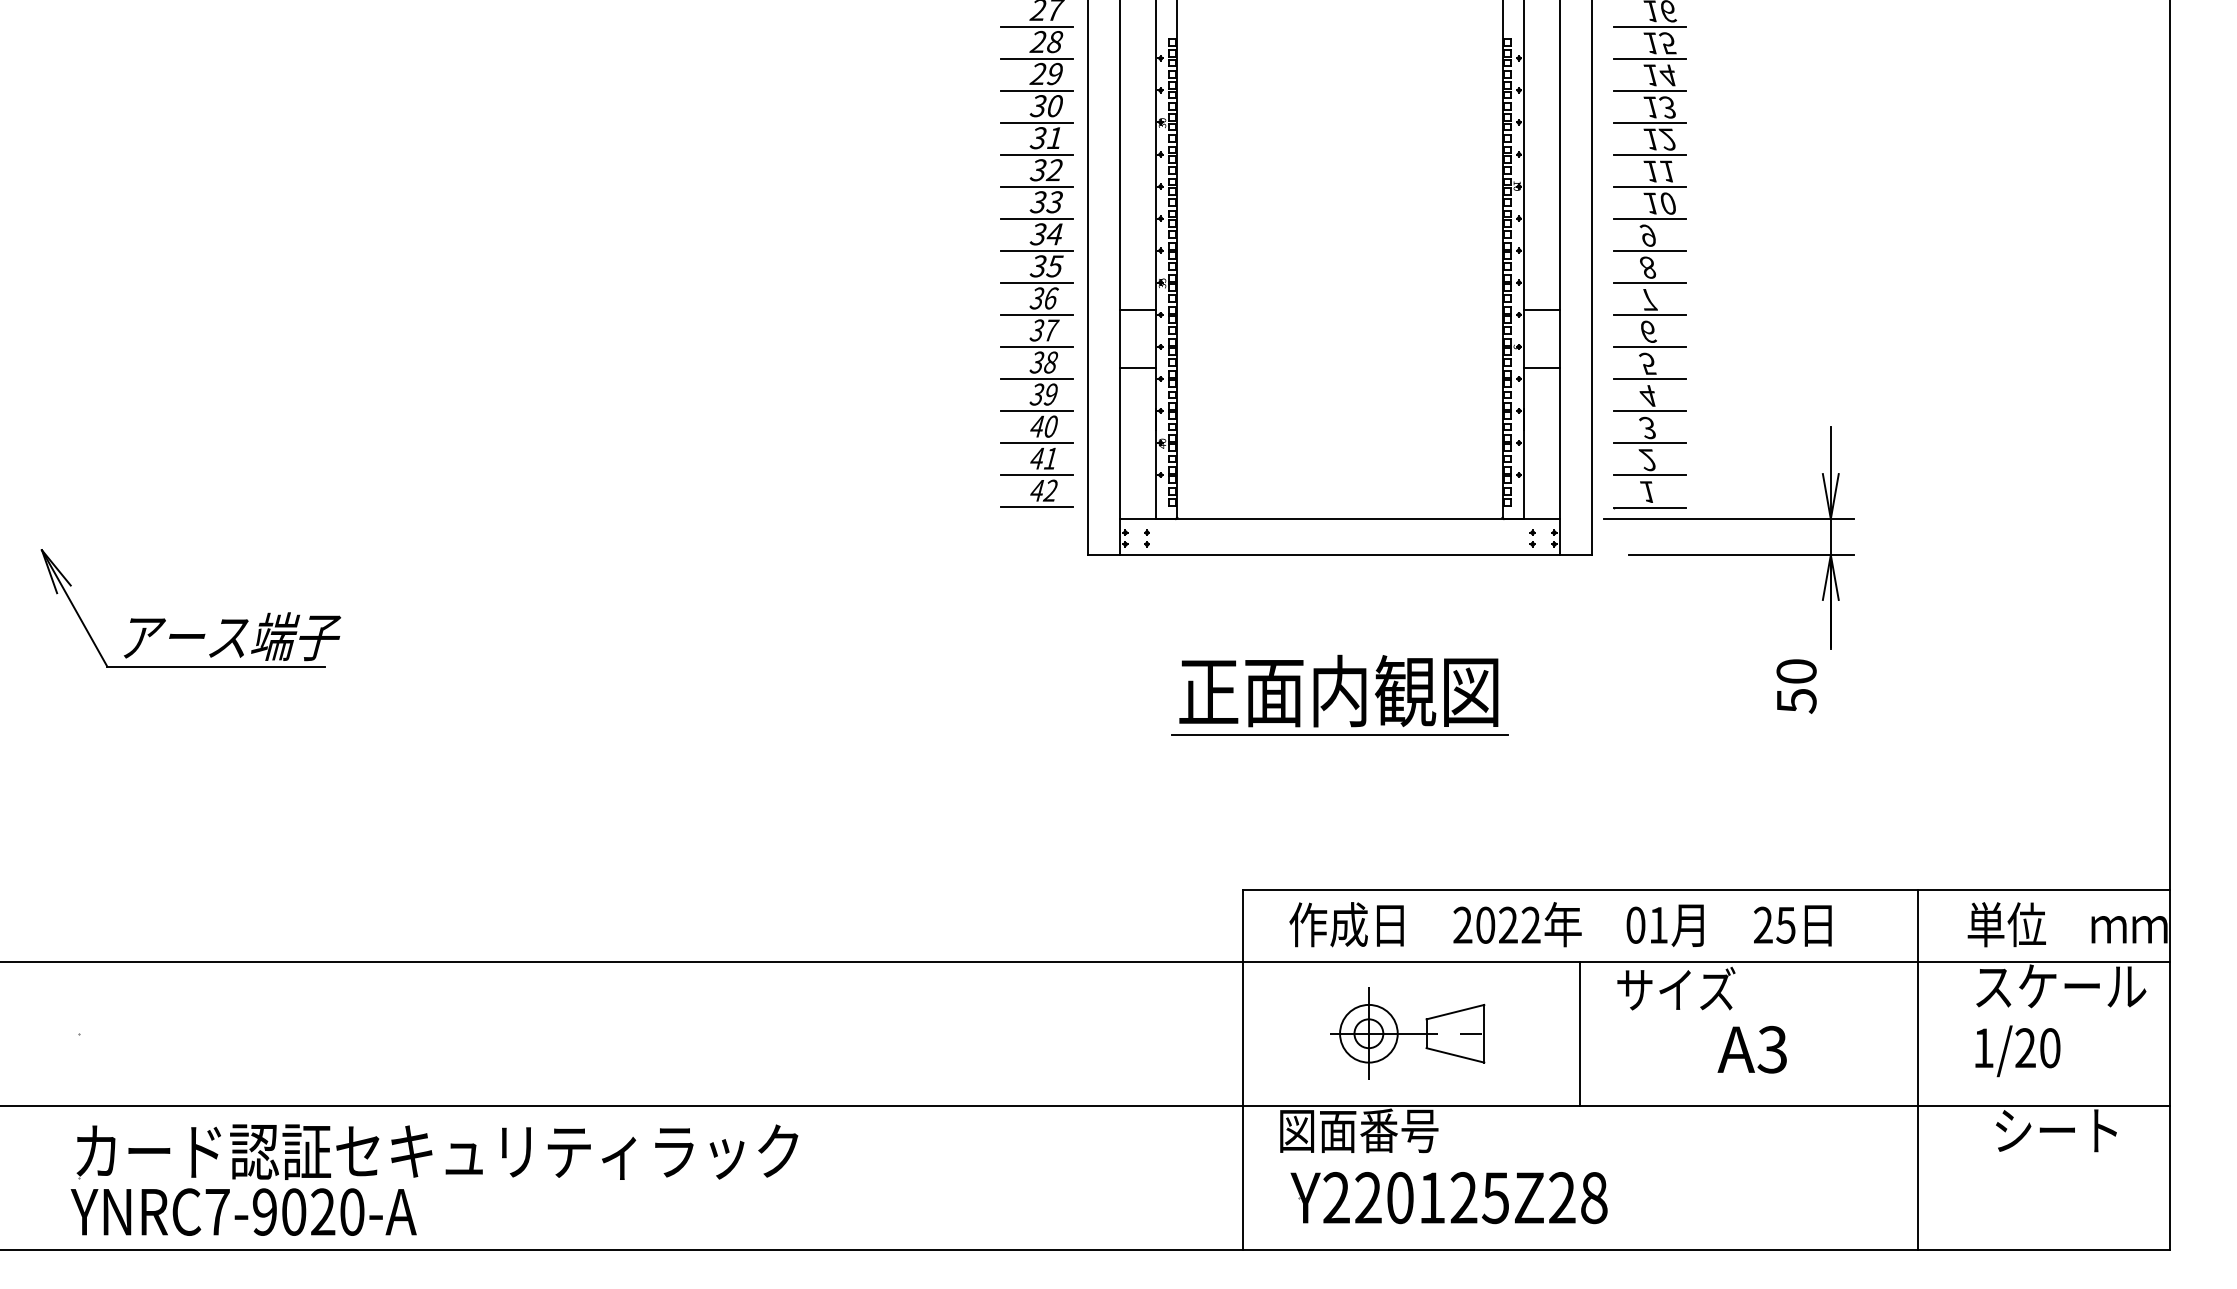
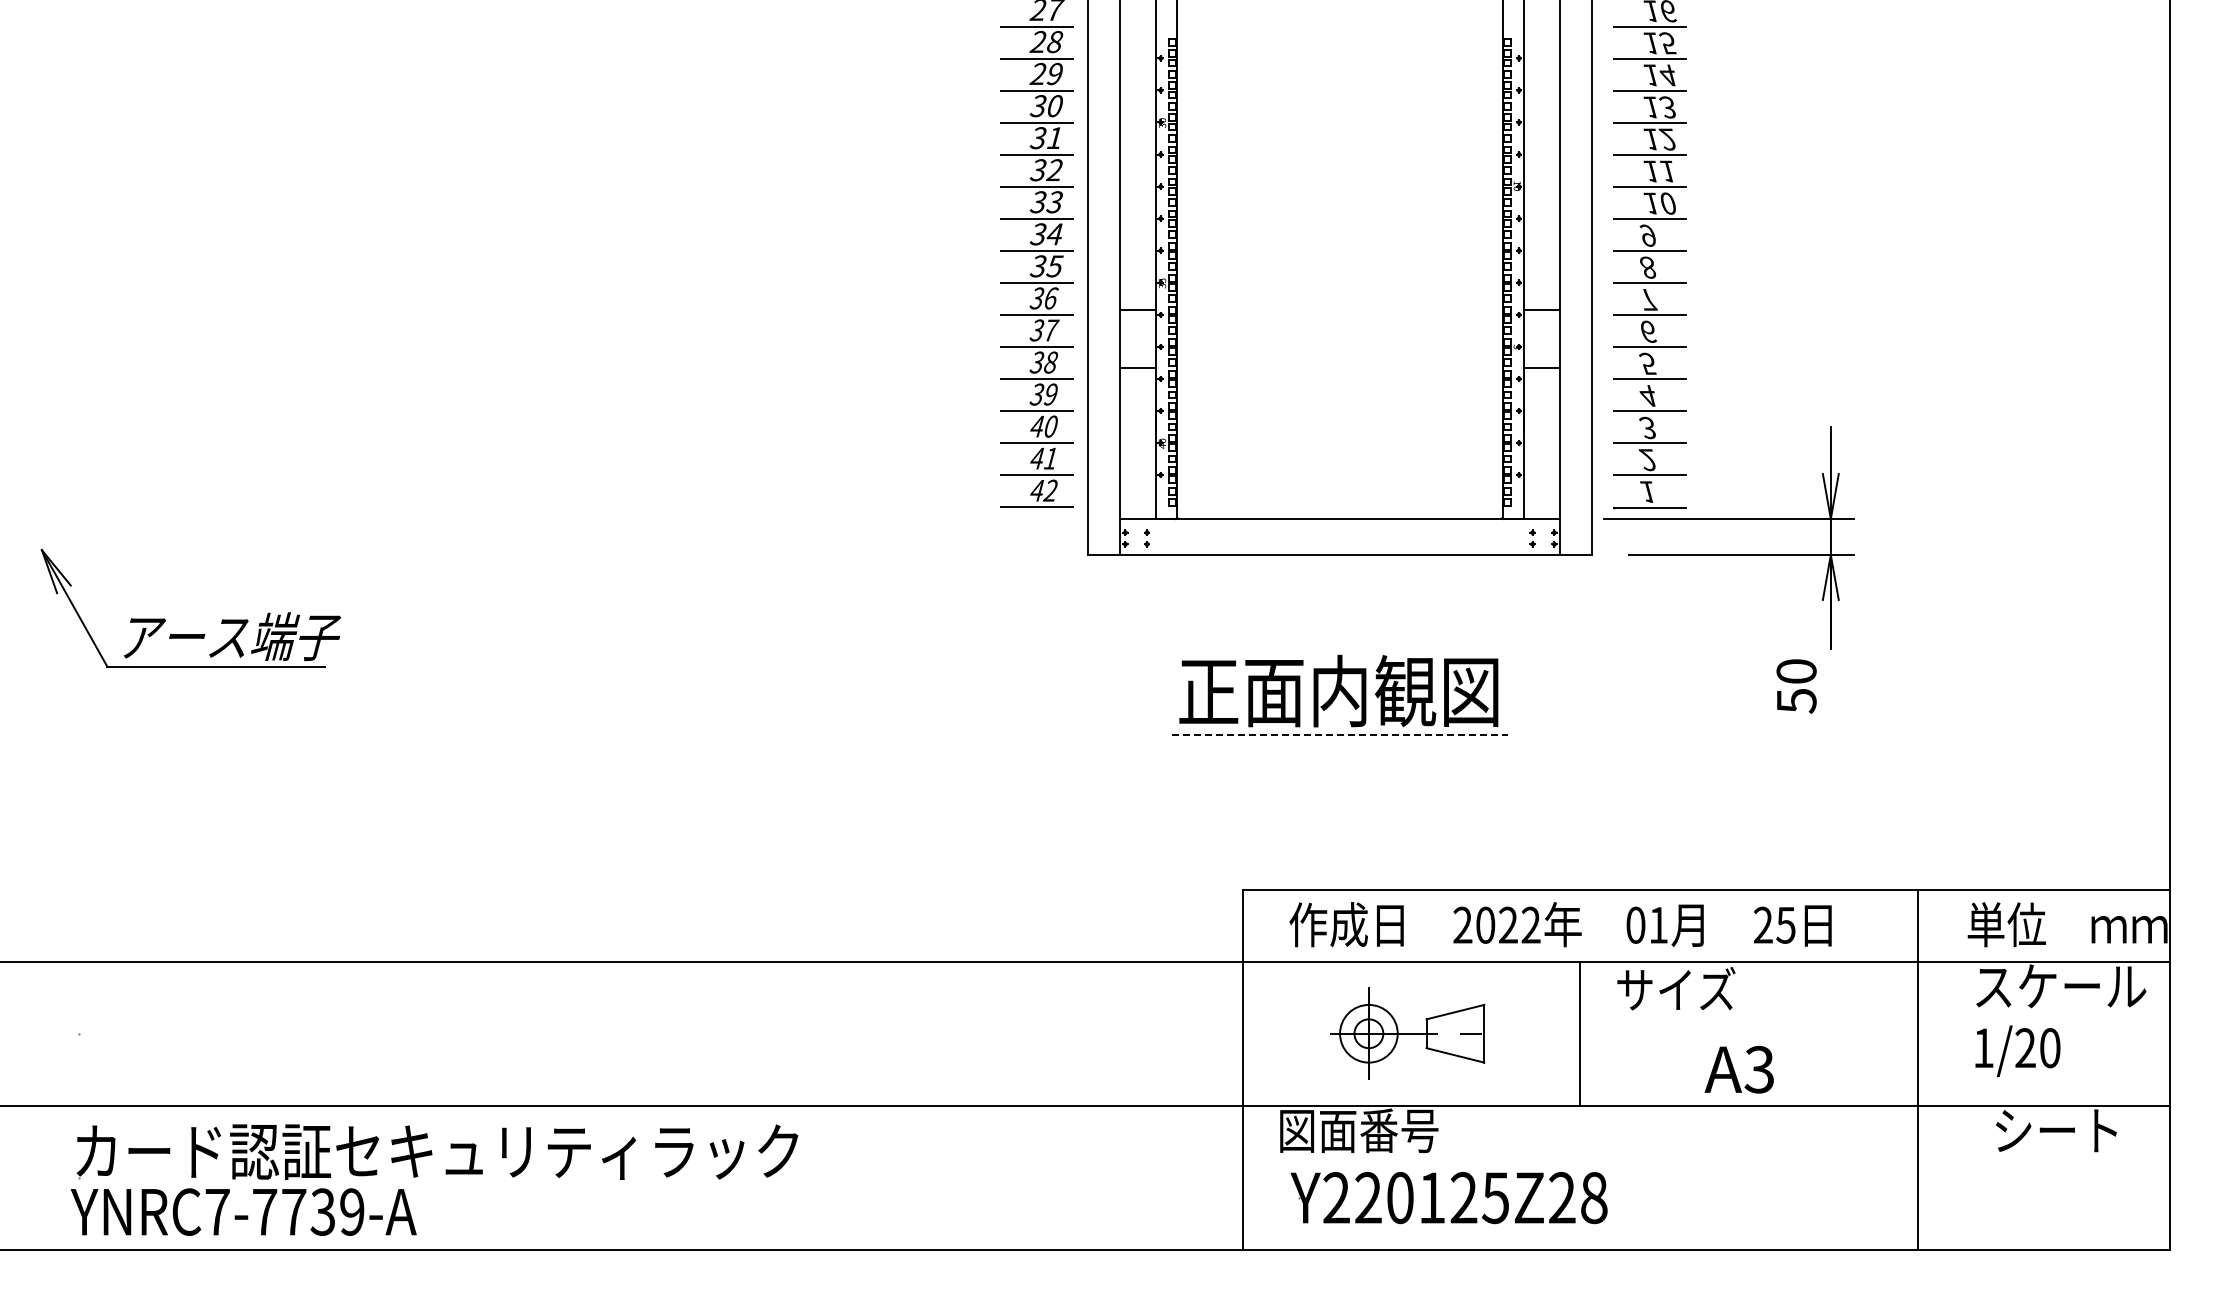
line: solid -> dashed (1339, 735)
text position: (1751, 1049) -> (1738, 1069) (1738, 1069)
text: YNRC7-9020-A -> YNRC7-7739-A (308, 1211)
